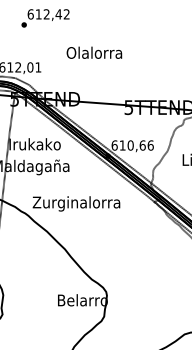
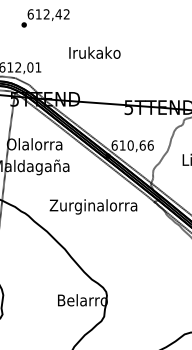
text: Olalorra -> Irukako (94, 52)
text: Irukako -> Olalorra (34, 144)
text position: (76, 203) -> (93, 206) (93, 206)
